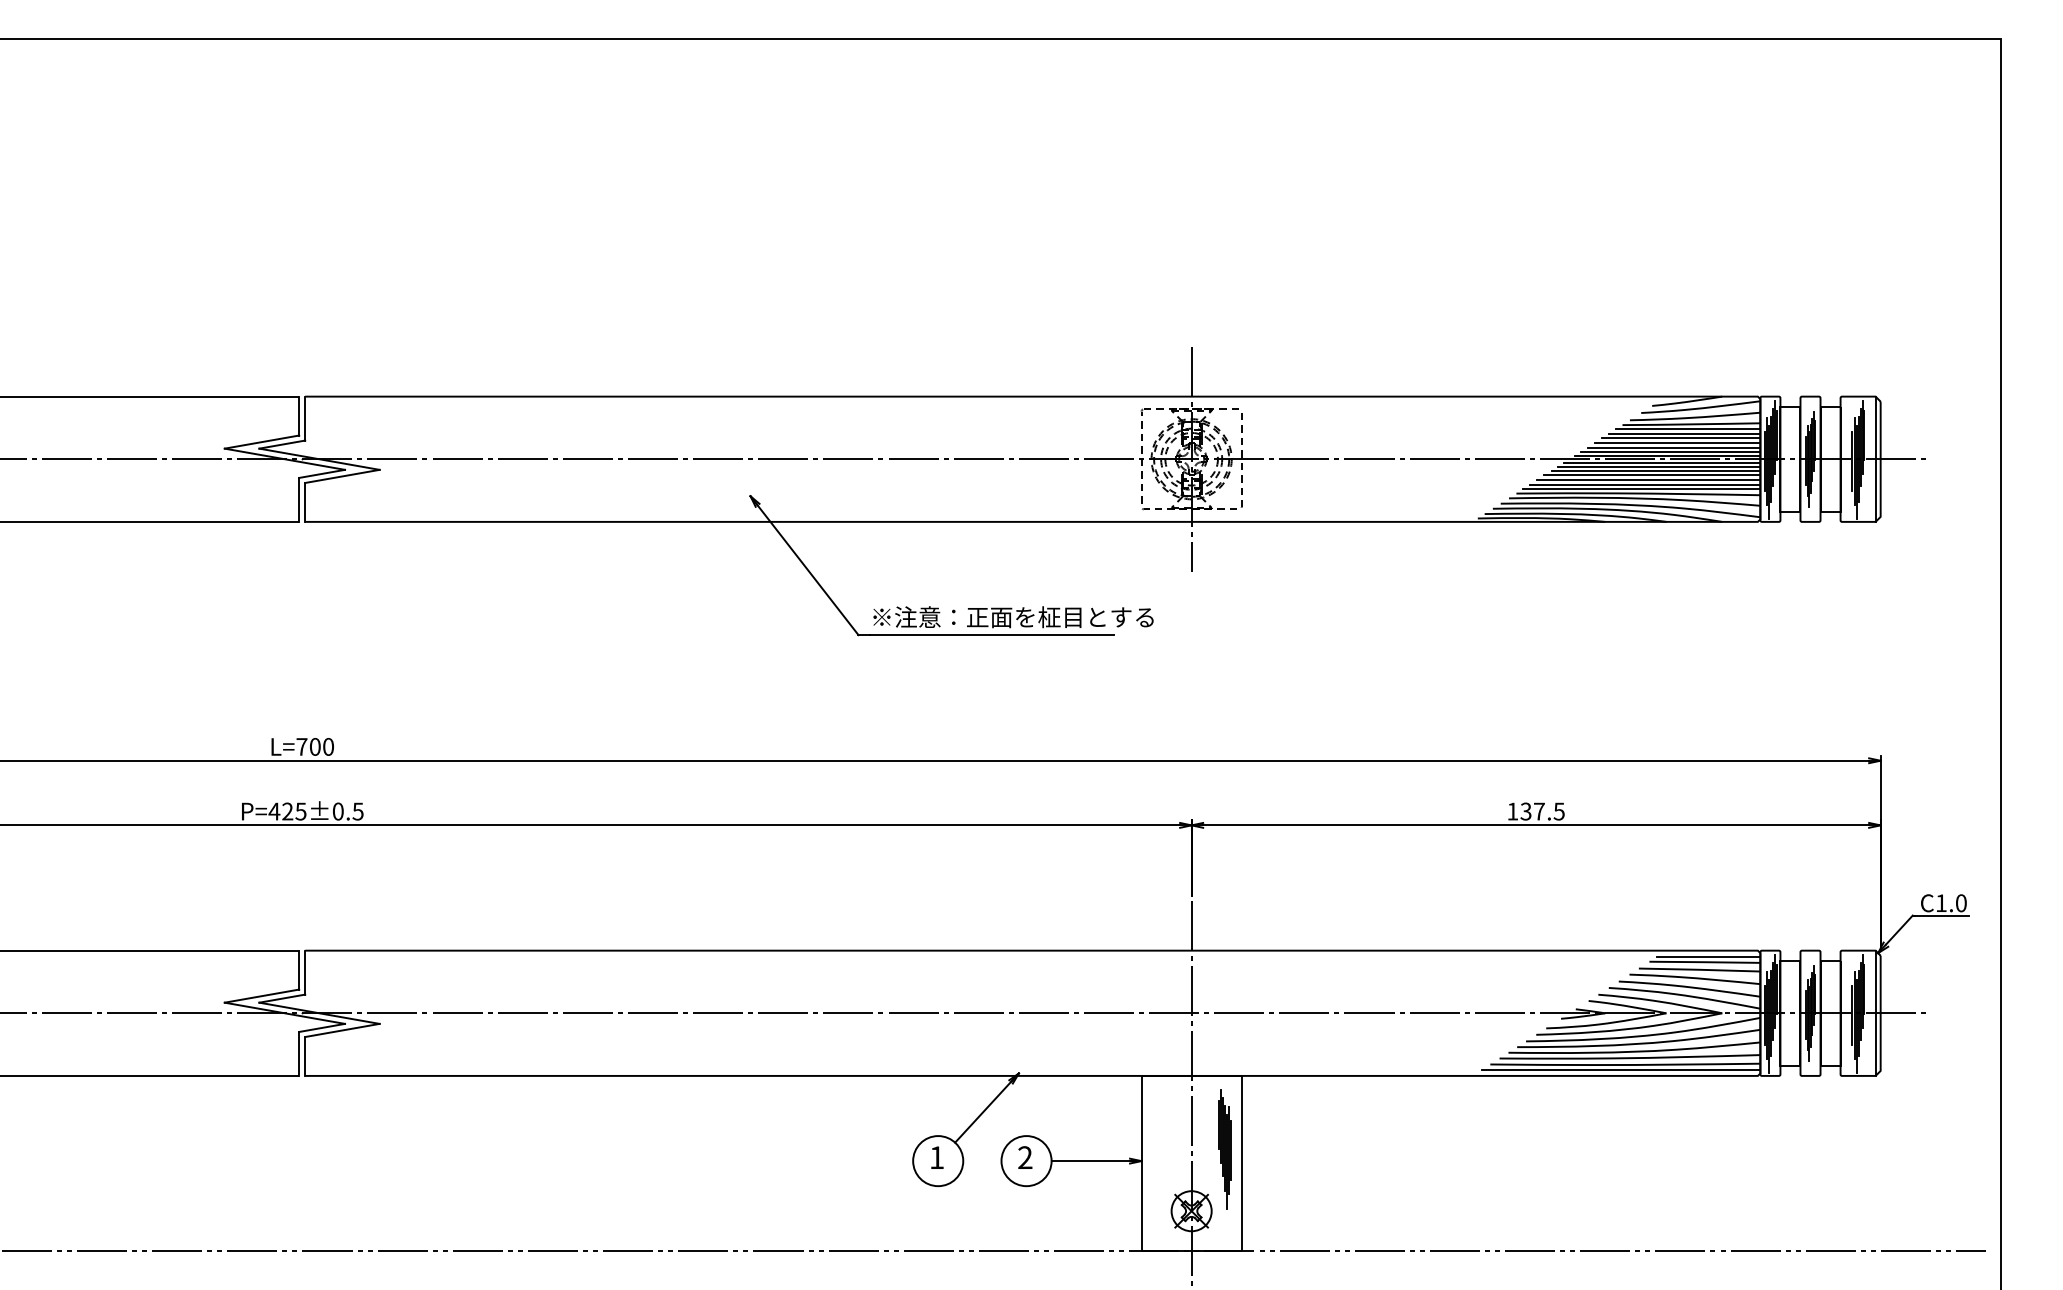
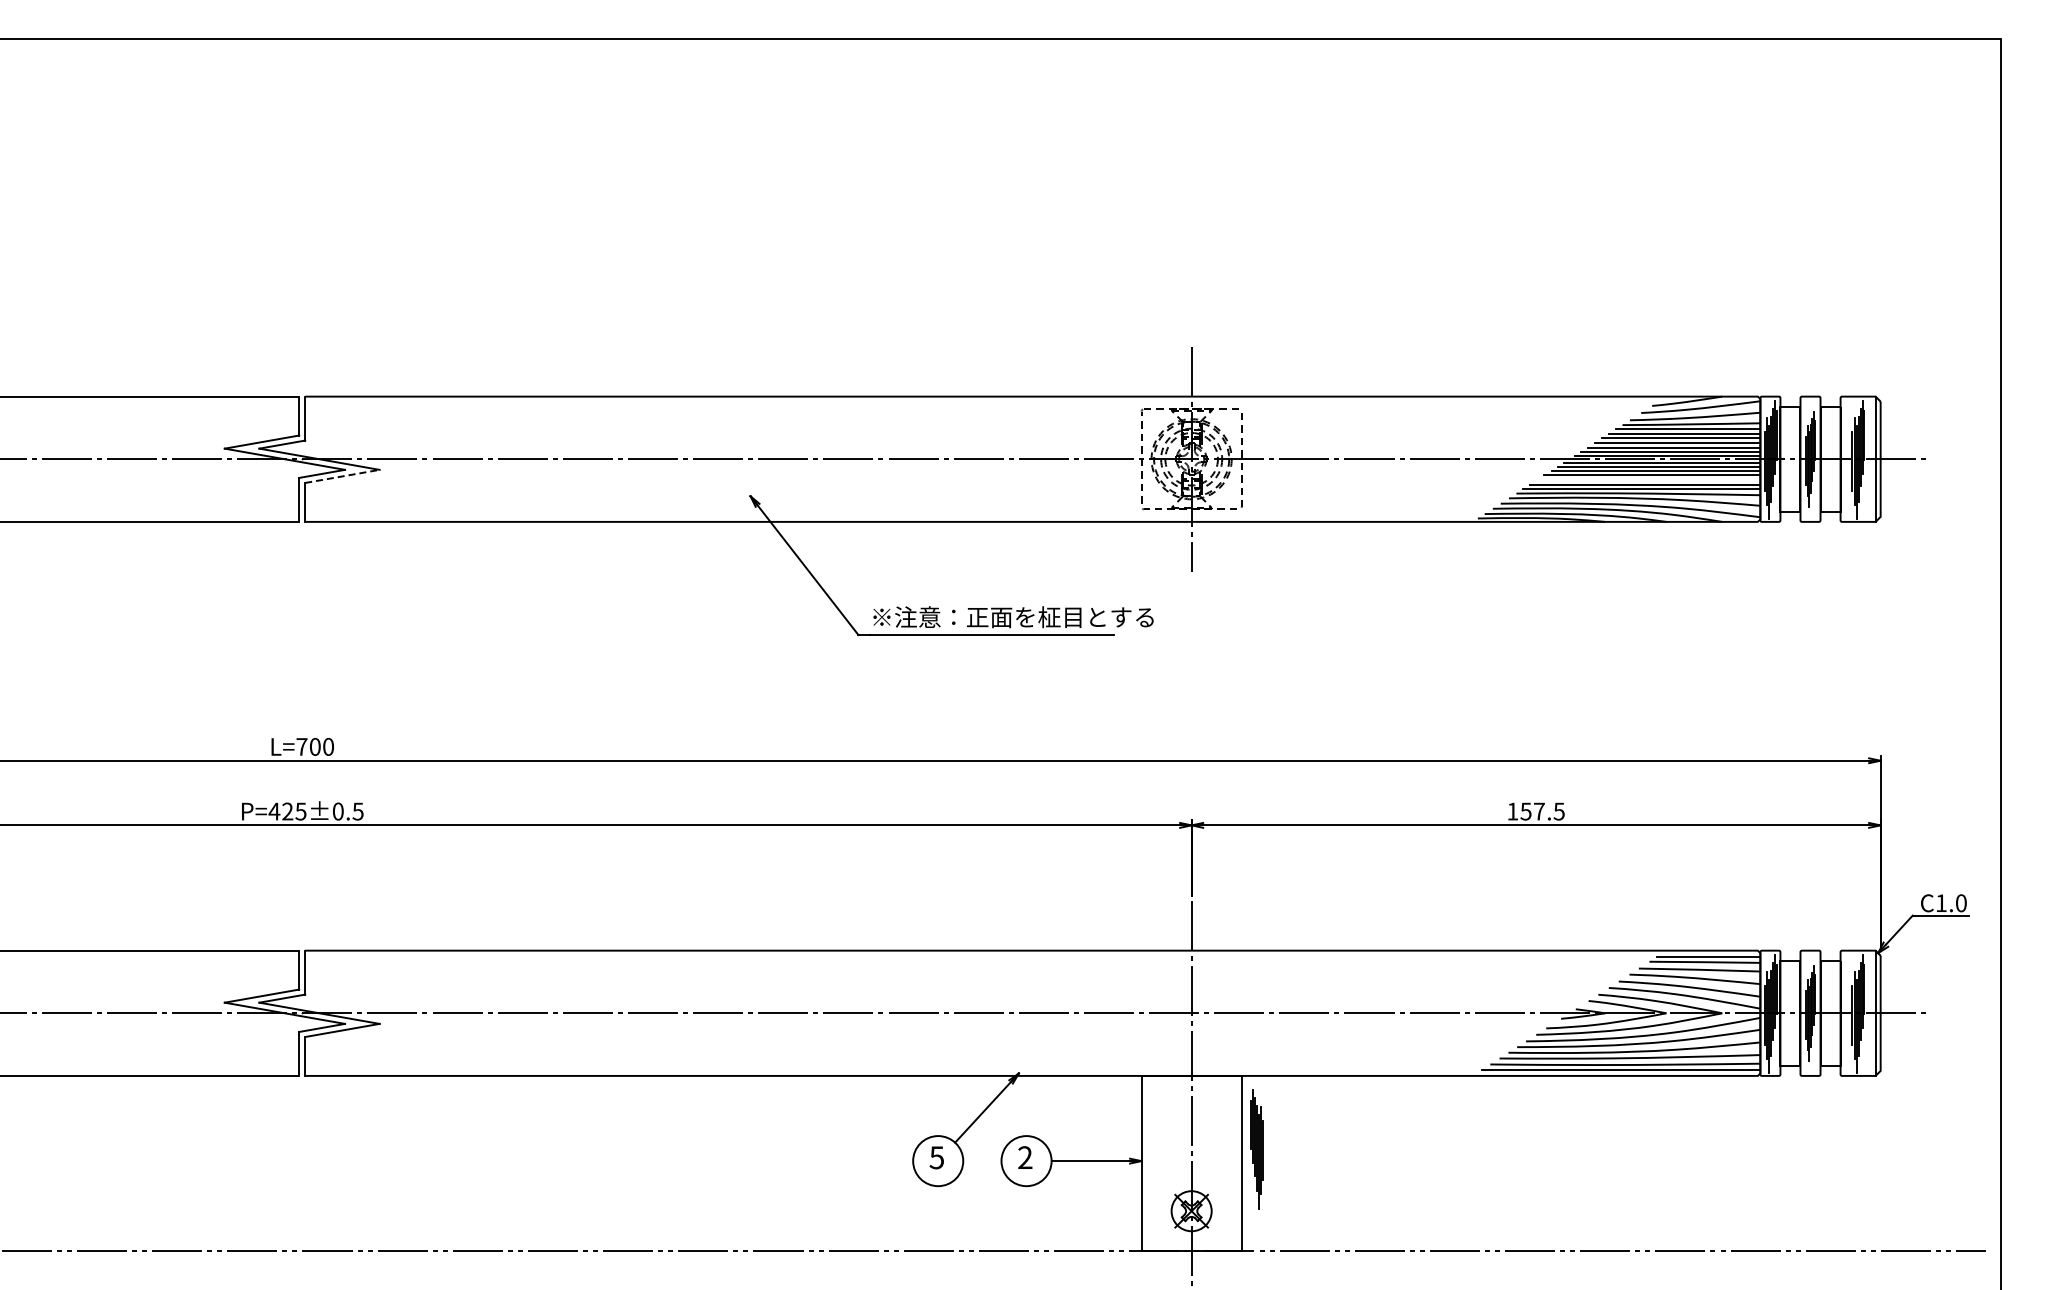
line: solid -> dashed (342, 476)
line: present -> none (1648, 480)
text: 137.5 -> 157.5 (1526, 810)
part position: (1224, 1149) -> (1256, 1149) (1256, 1149)
text: 1 -> 5 (936, 1157)
